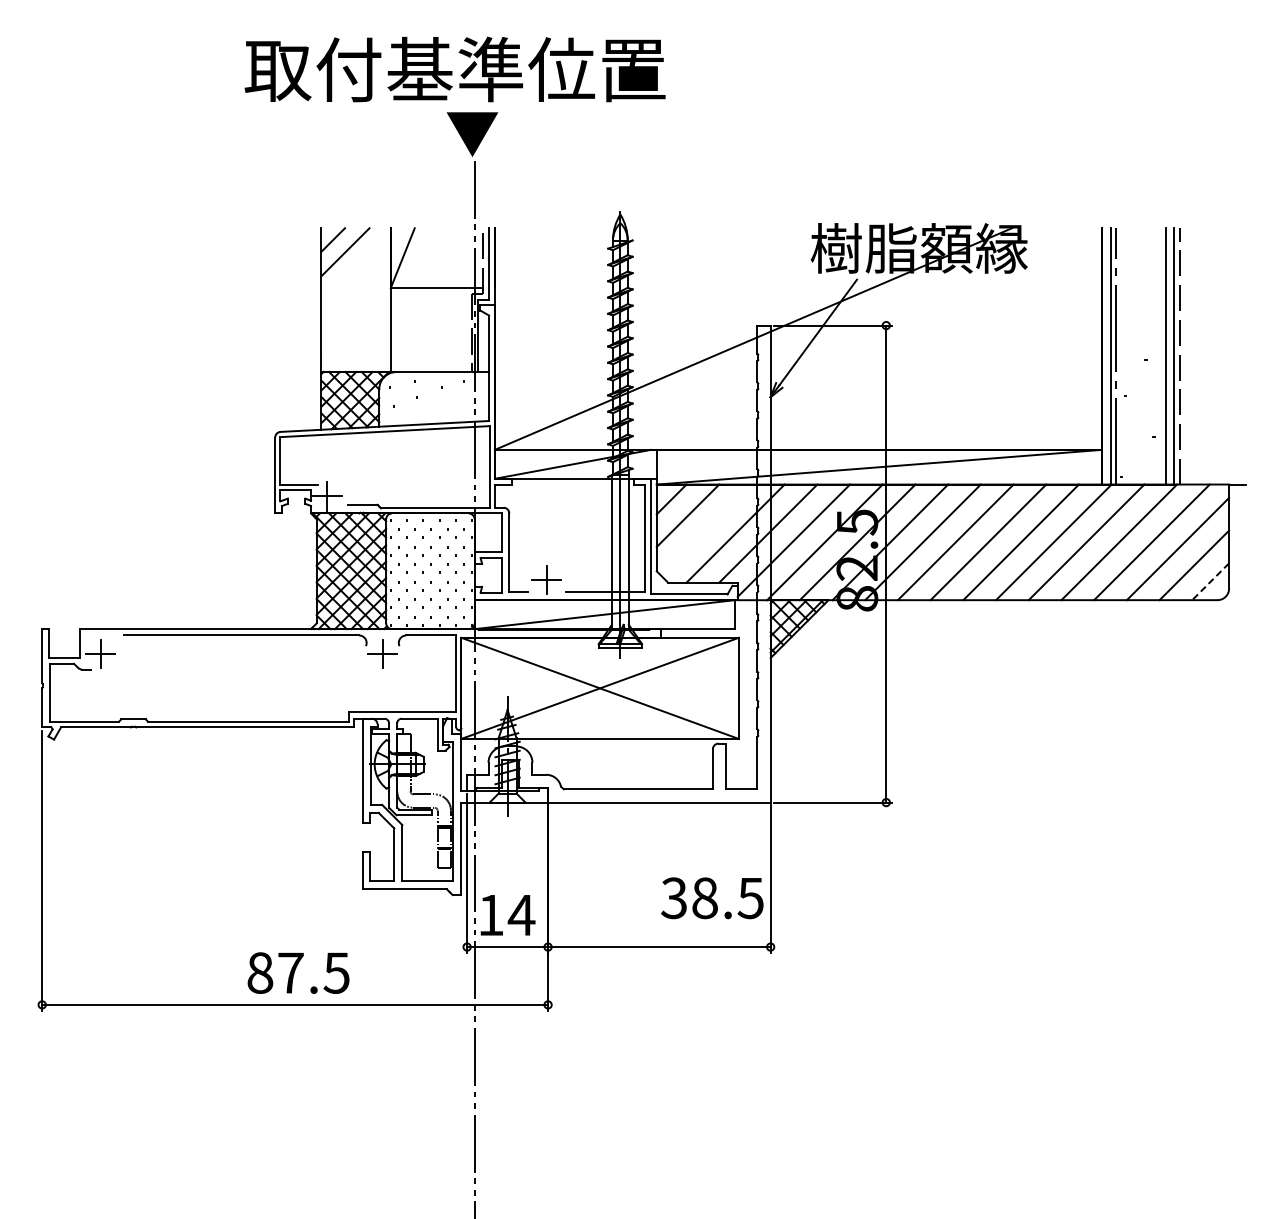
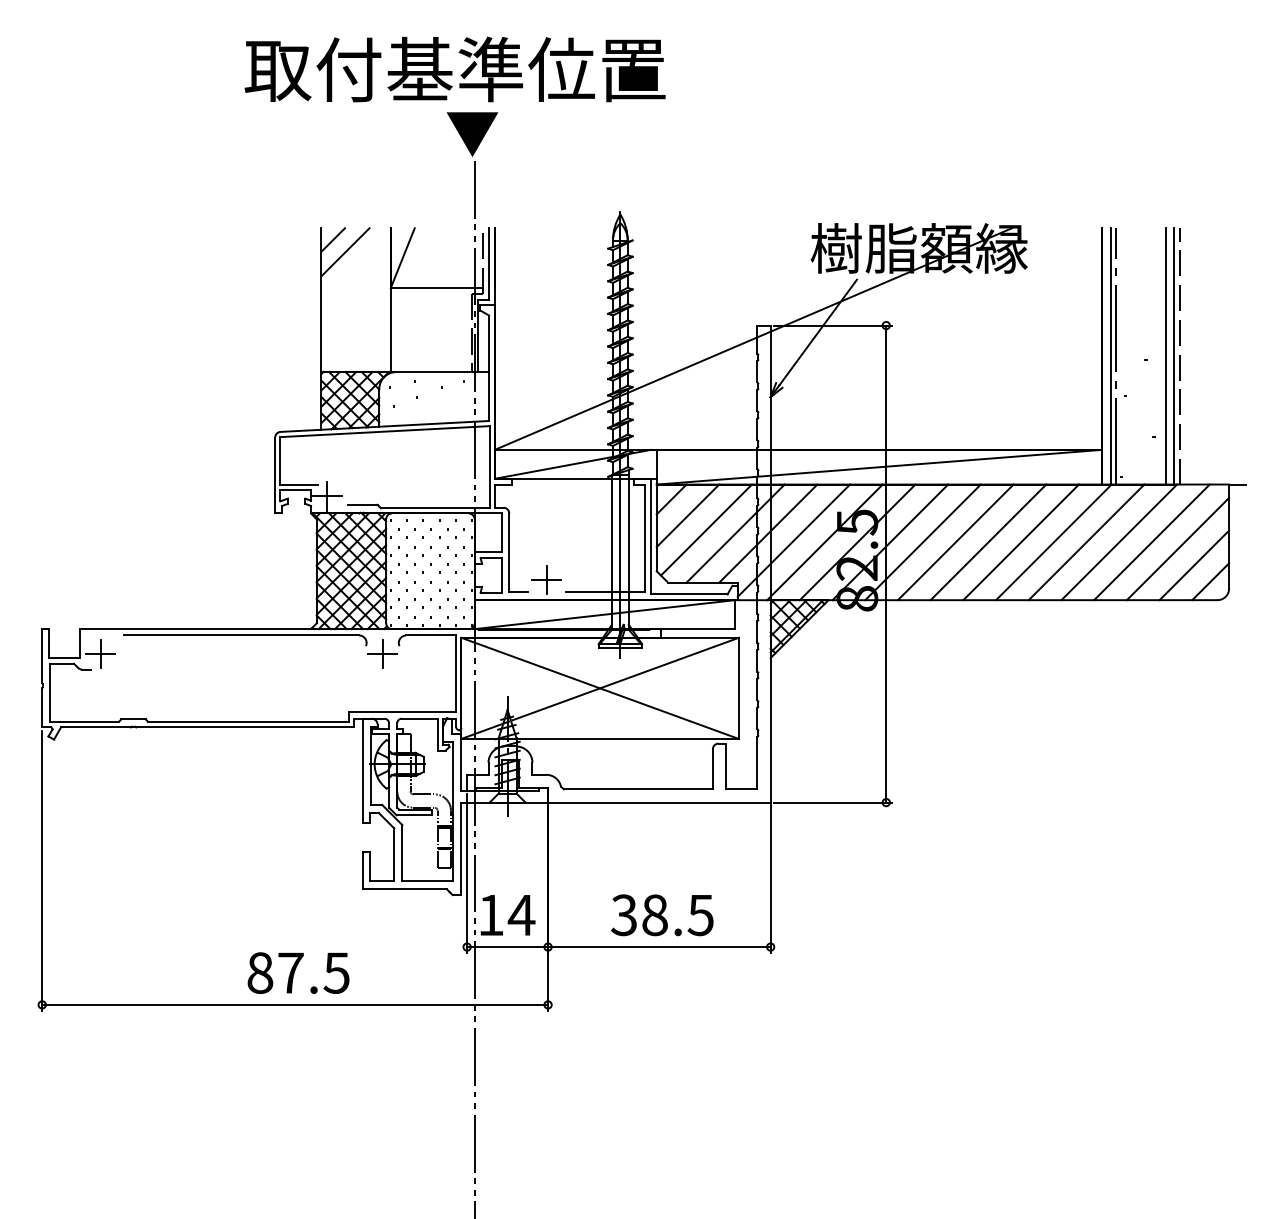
line: none -> present (706, 529)
line: dashed -> solid (1210, 582)
text position: (712, 898) -> (662, 915) (662, 915)
